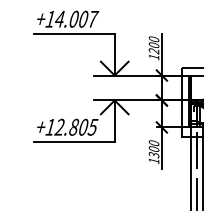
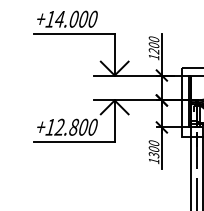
text: +14.007 -> +14.000 (93, 18)
text: +12.805 -> +12.800 (92, 126)
